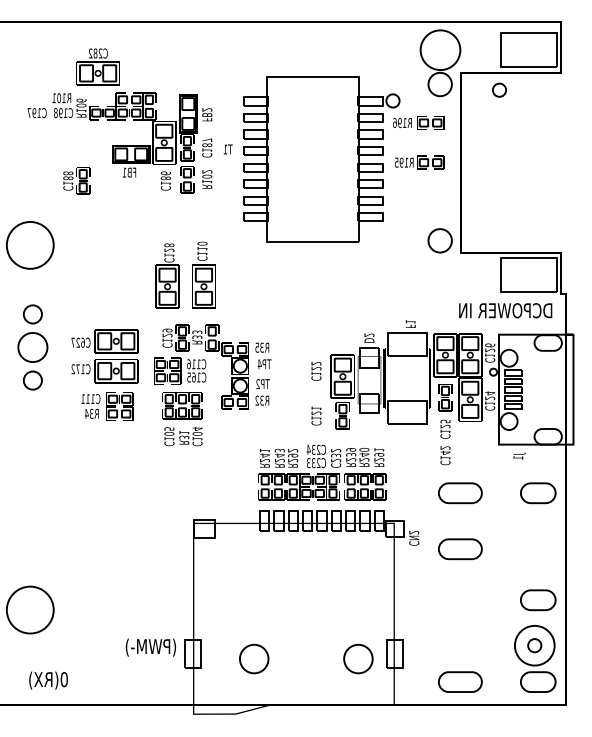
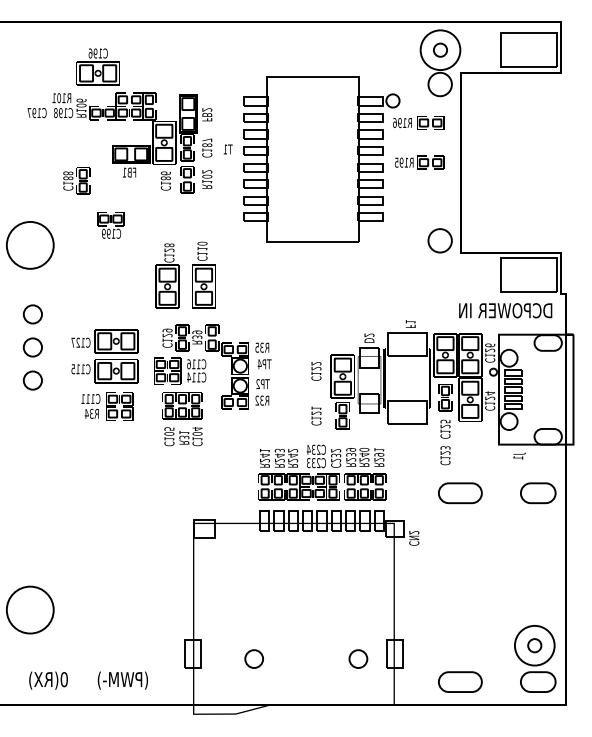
text: C282 -> C196 (95, 53)
circle position: (499, 89) -> (440, 49) (440, 49)
part: none -> present (110, 225)
text: R33 -> R39 (197, 332)
text: C627 -> C127 (82, 342)
circle diameter: 29 px -> 18 px (32, 347)
text: C172 -> C115 (75, 369)
text: C165 -> C114 (191, 377)
text: C142 -> C123 (445, 450)
text: R292 -> R242 (293, 455)
part: present -> none (460, 549)
part: present -> none (538, 600)
text position: (150, 647) -> (122, 680) (122, 680)
circle diameter: 29 px -> 18 px (254, 658)
circle diameter: 29 px -> 18 px (358, 658)
